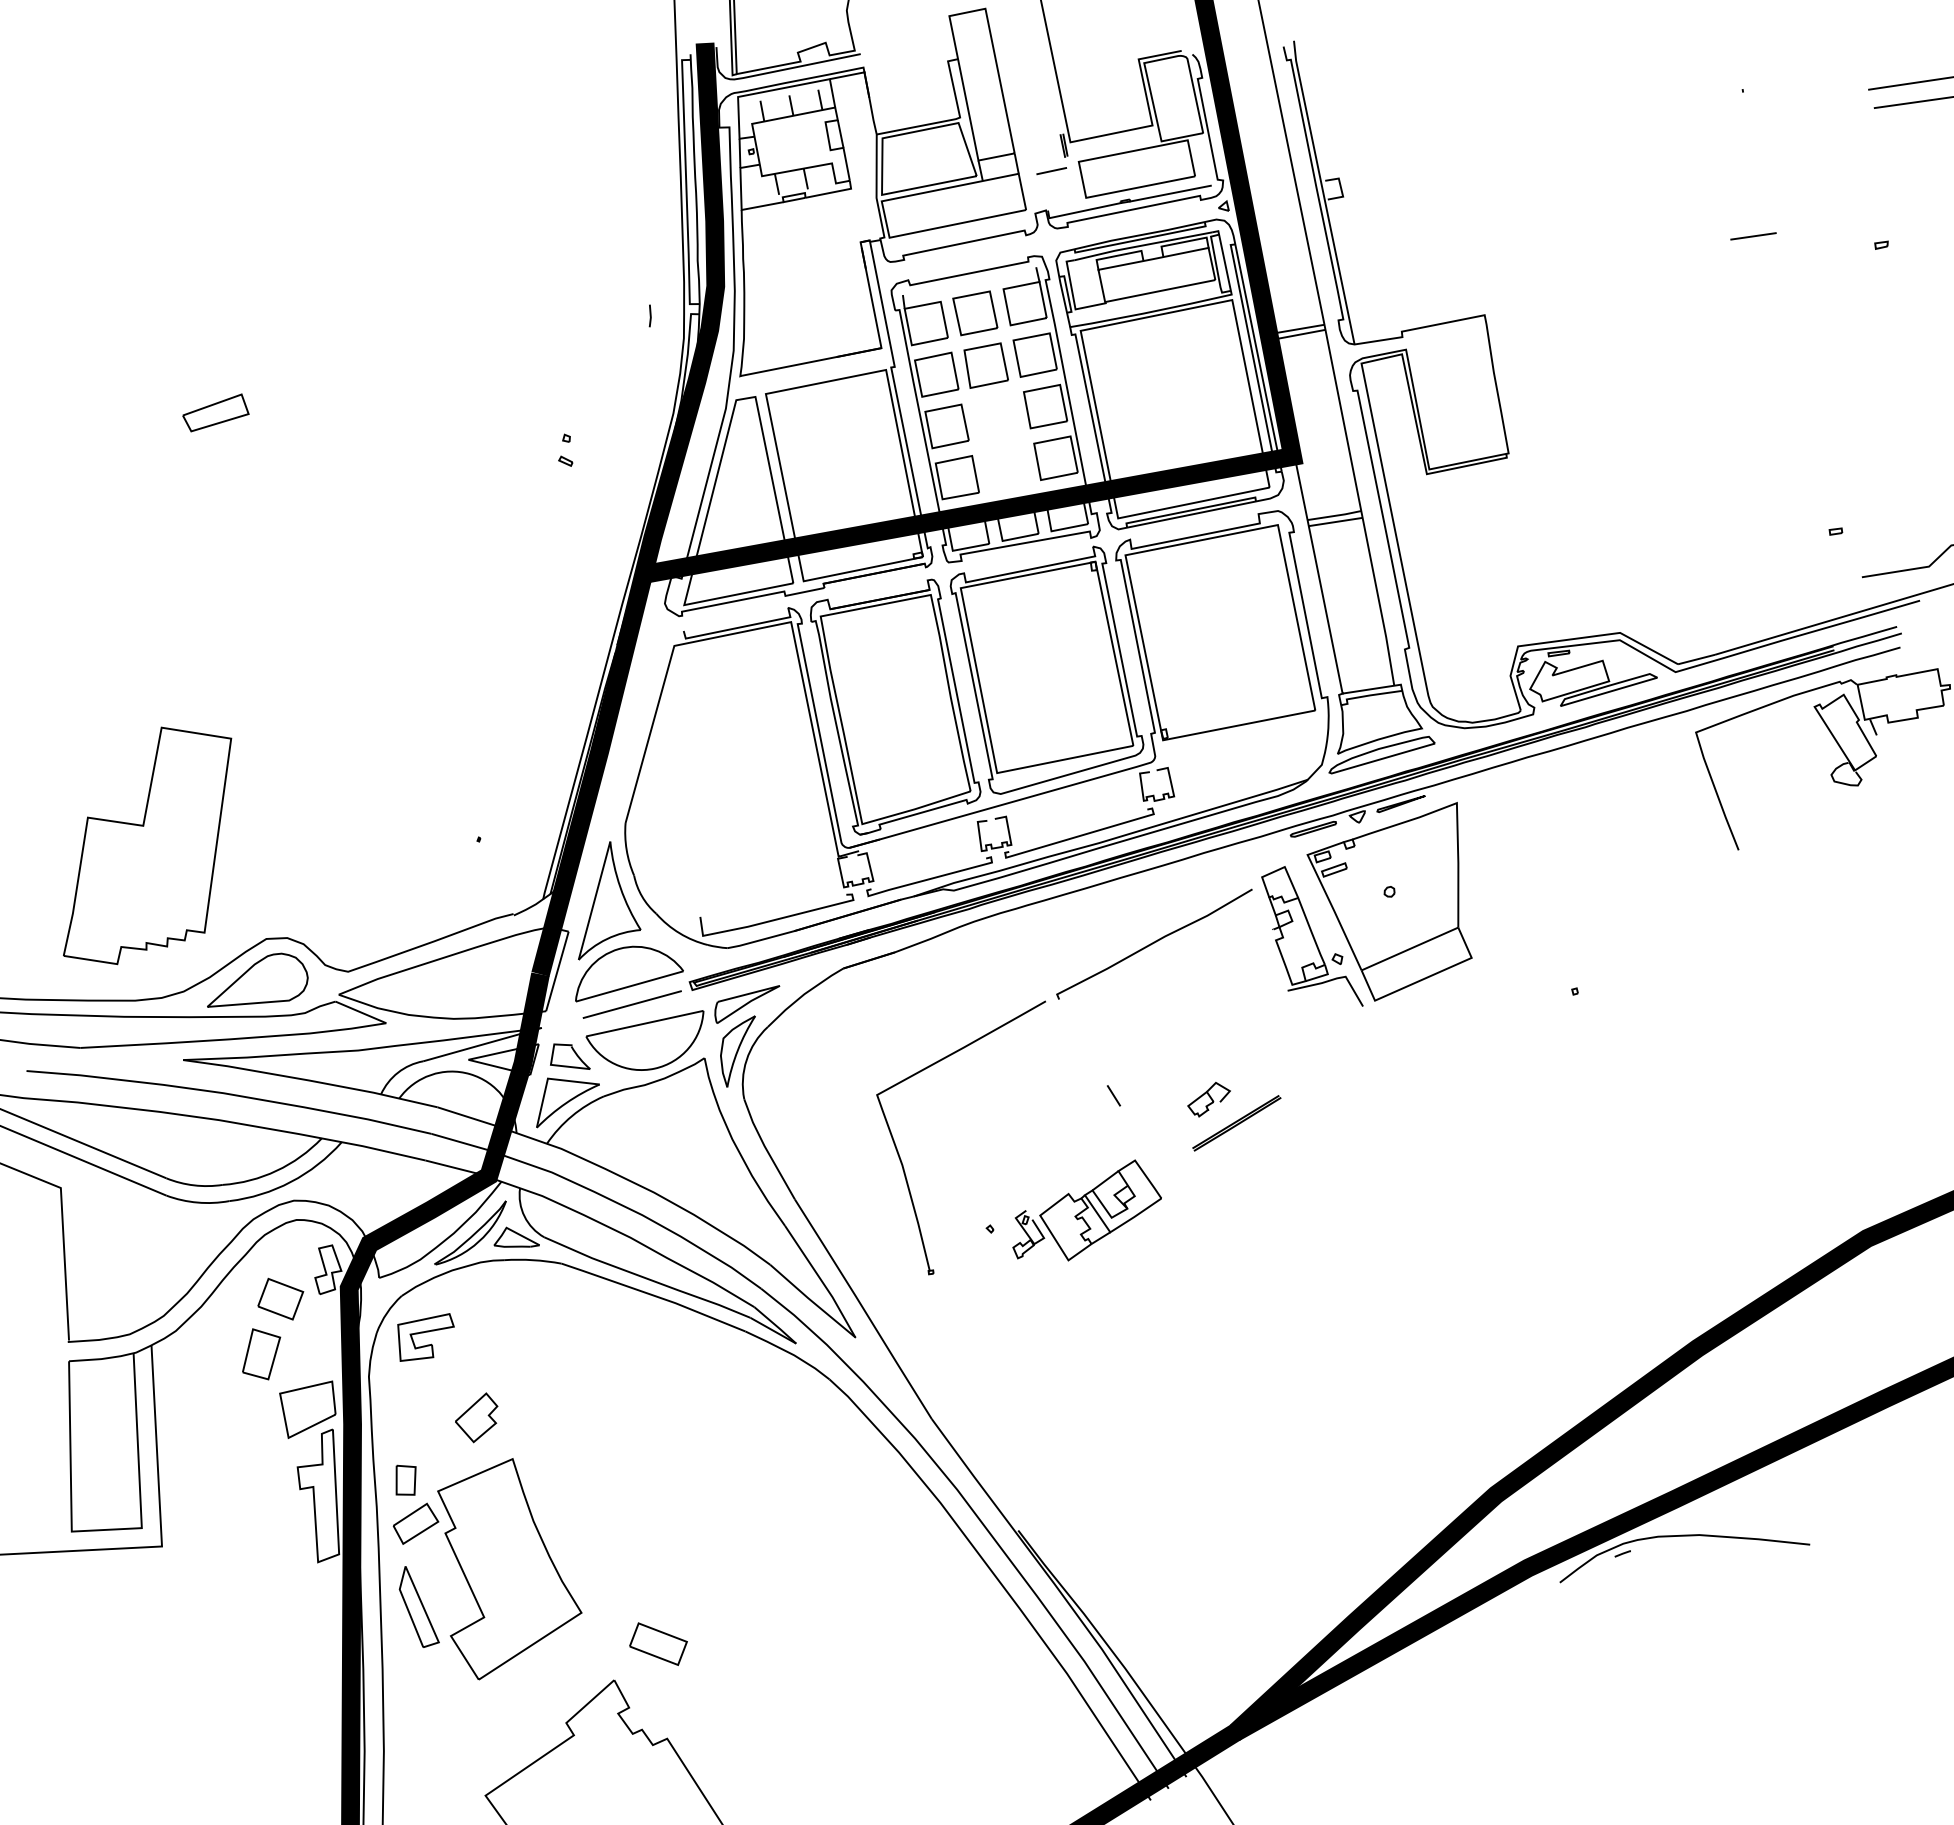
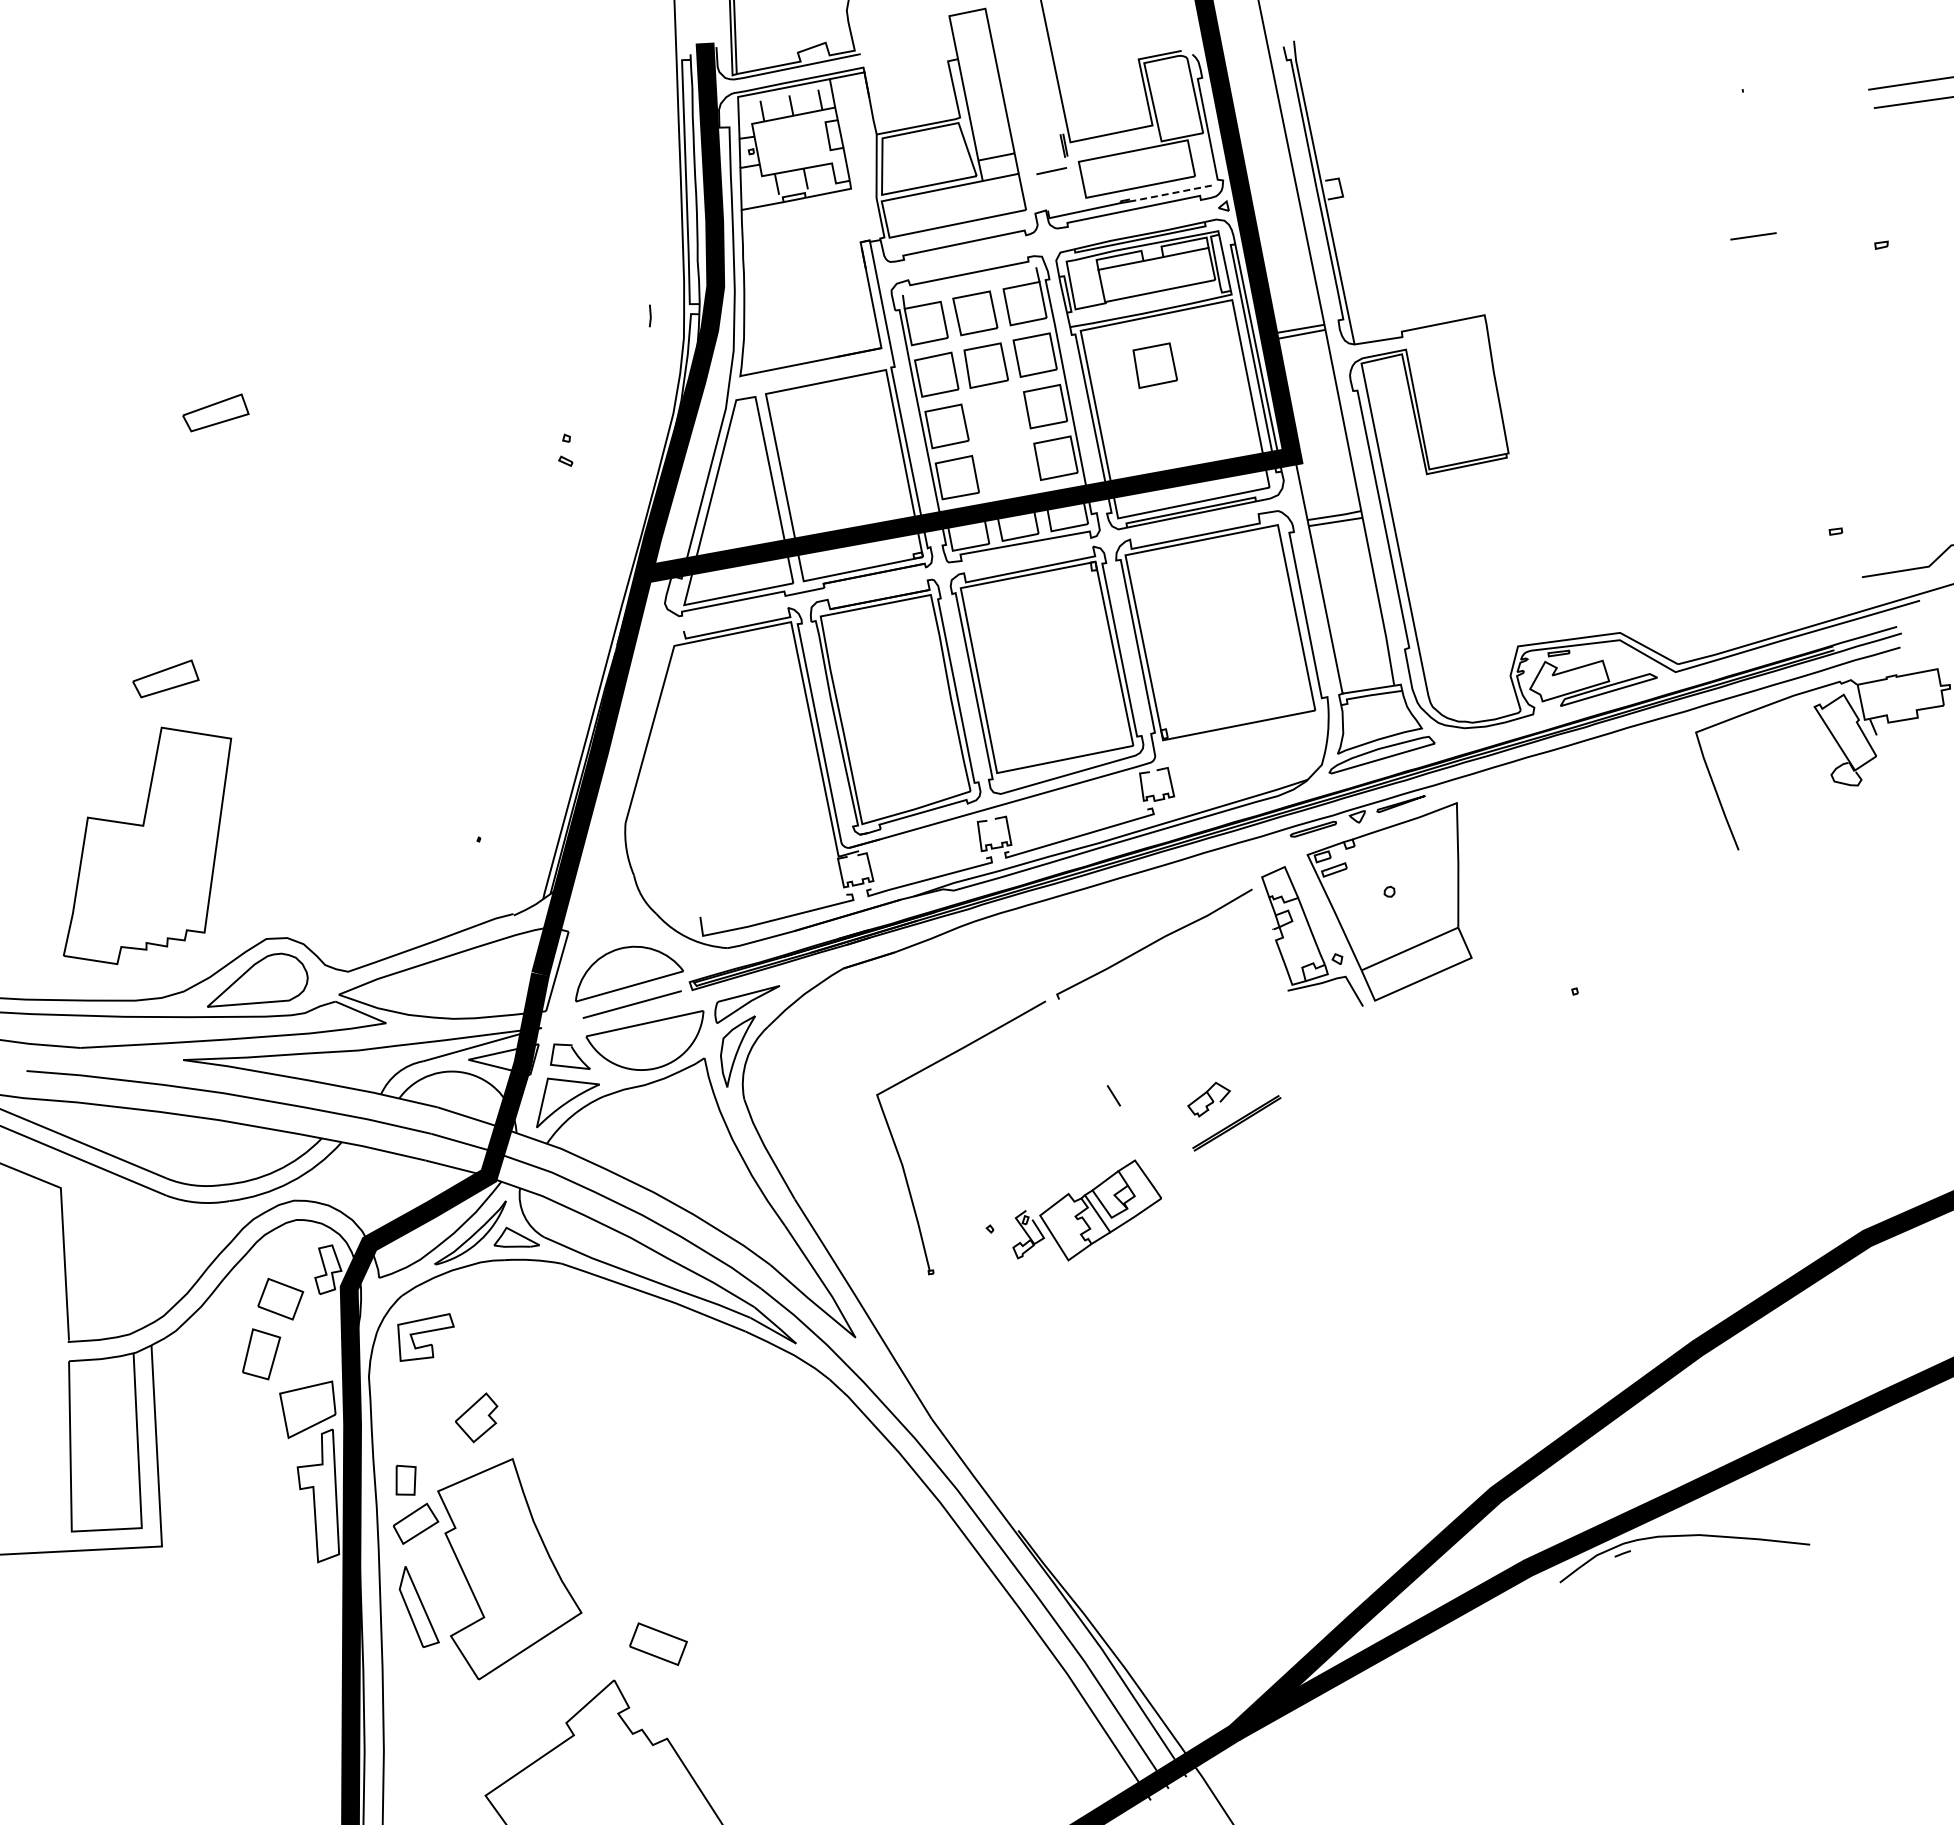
line: solid -> dashed (1168, 194)
part: none -> present (1154, 365)
part: none -> present (165, 678)
part: present -> none (609, 900)
